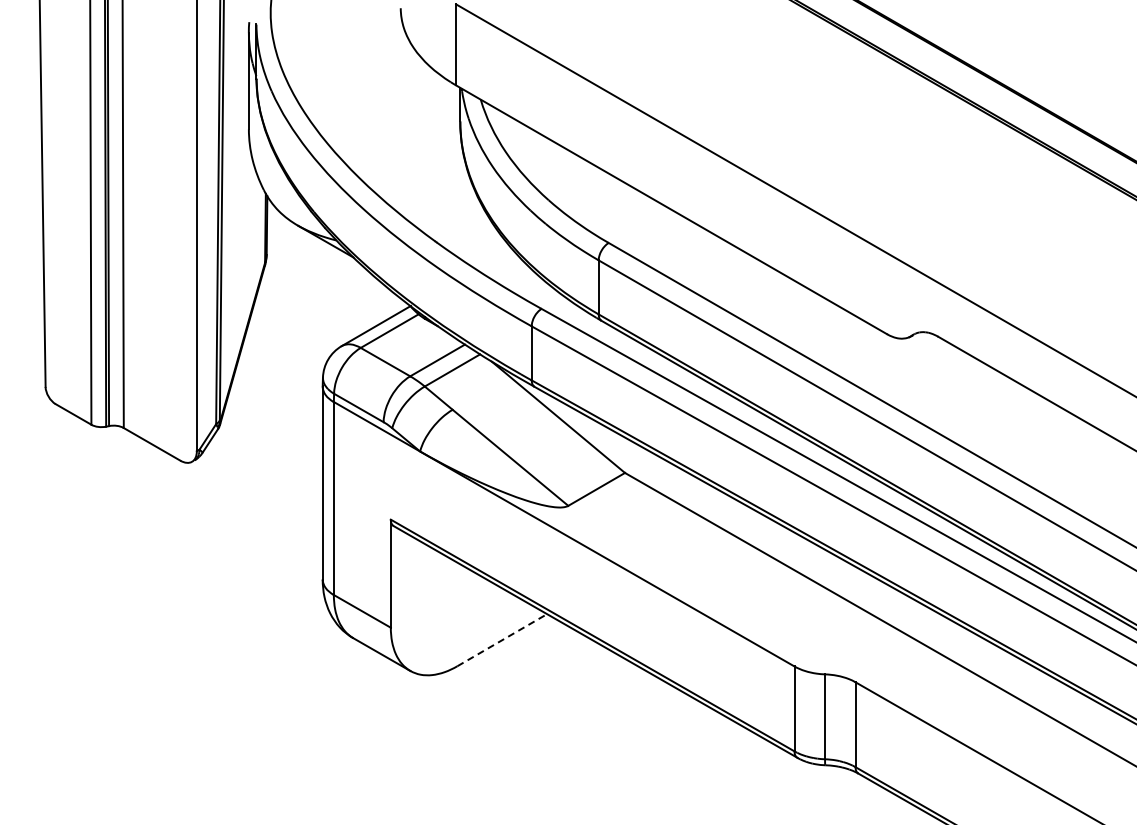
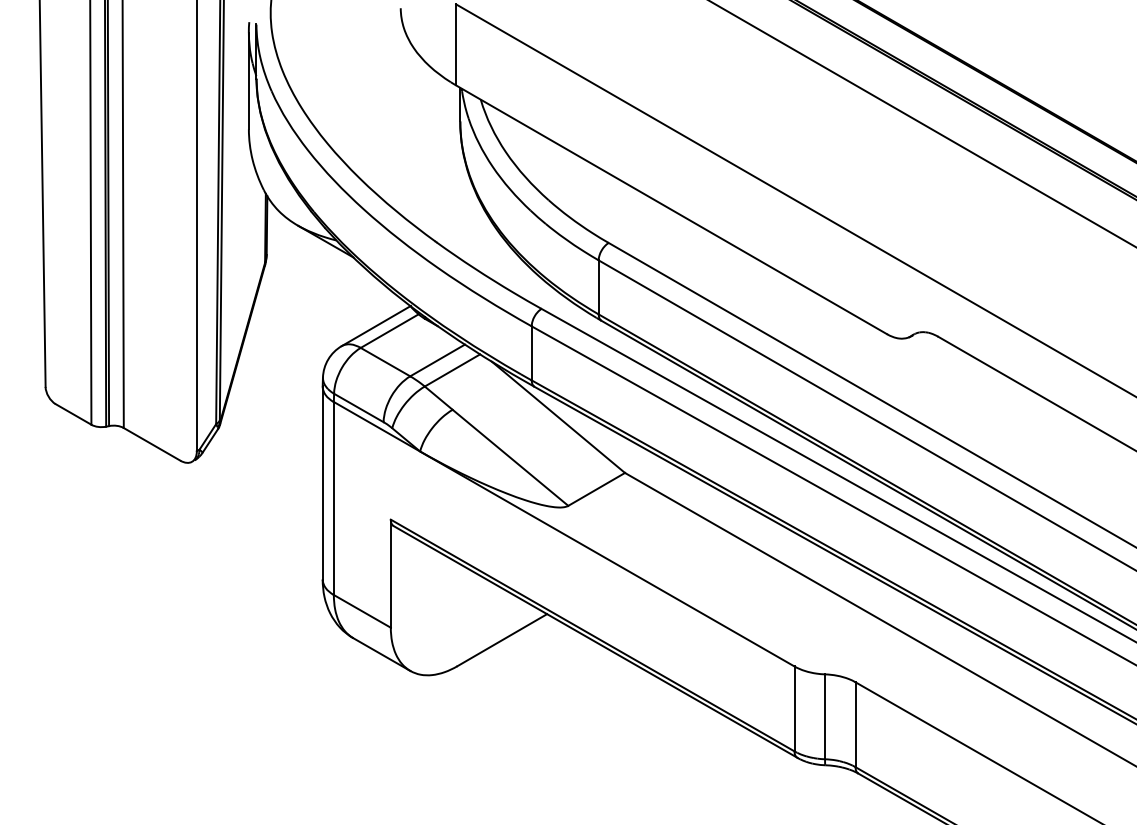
line: none -> present (922, 123)
line: dashed -> solid (502, 640)
